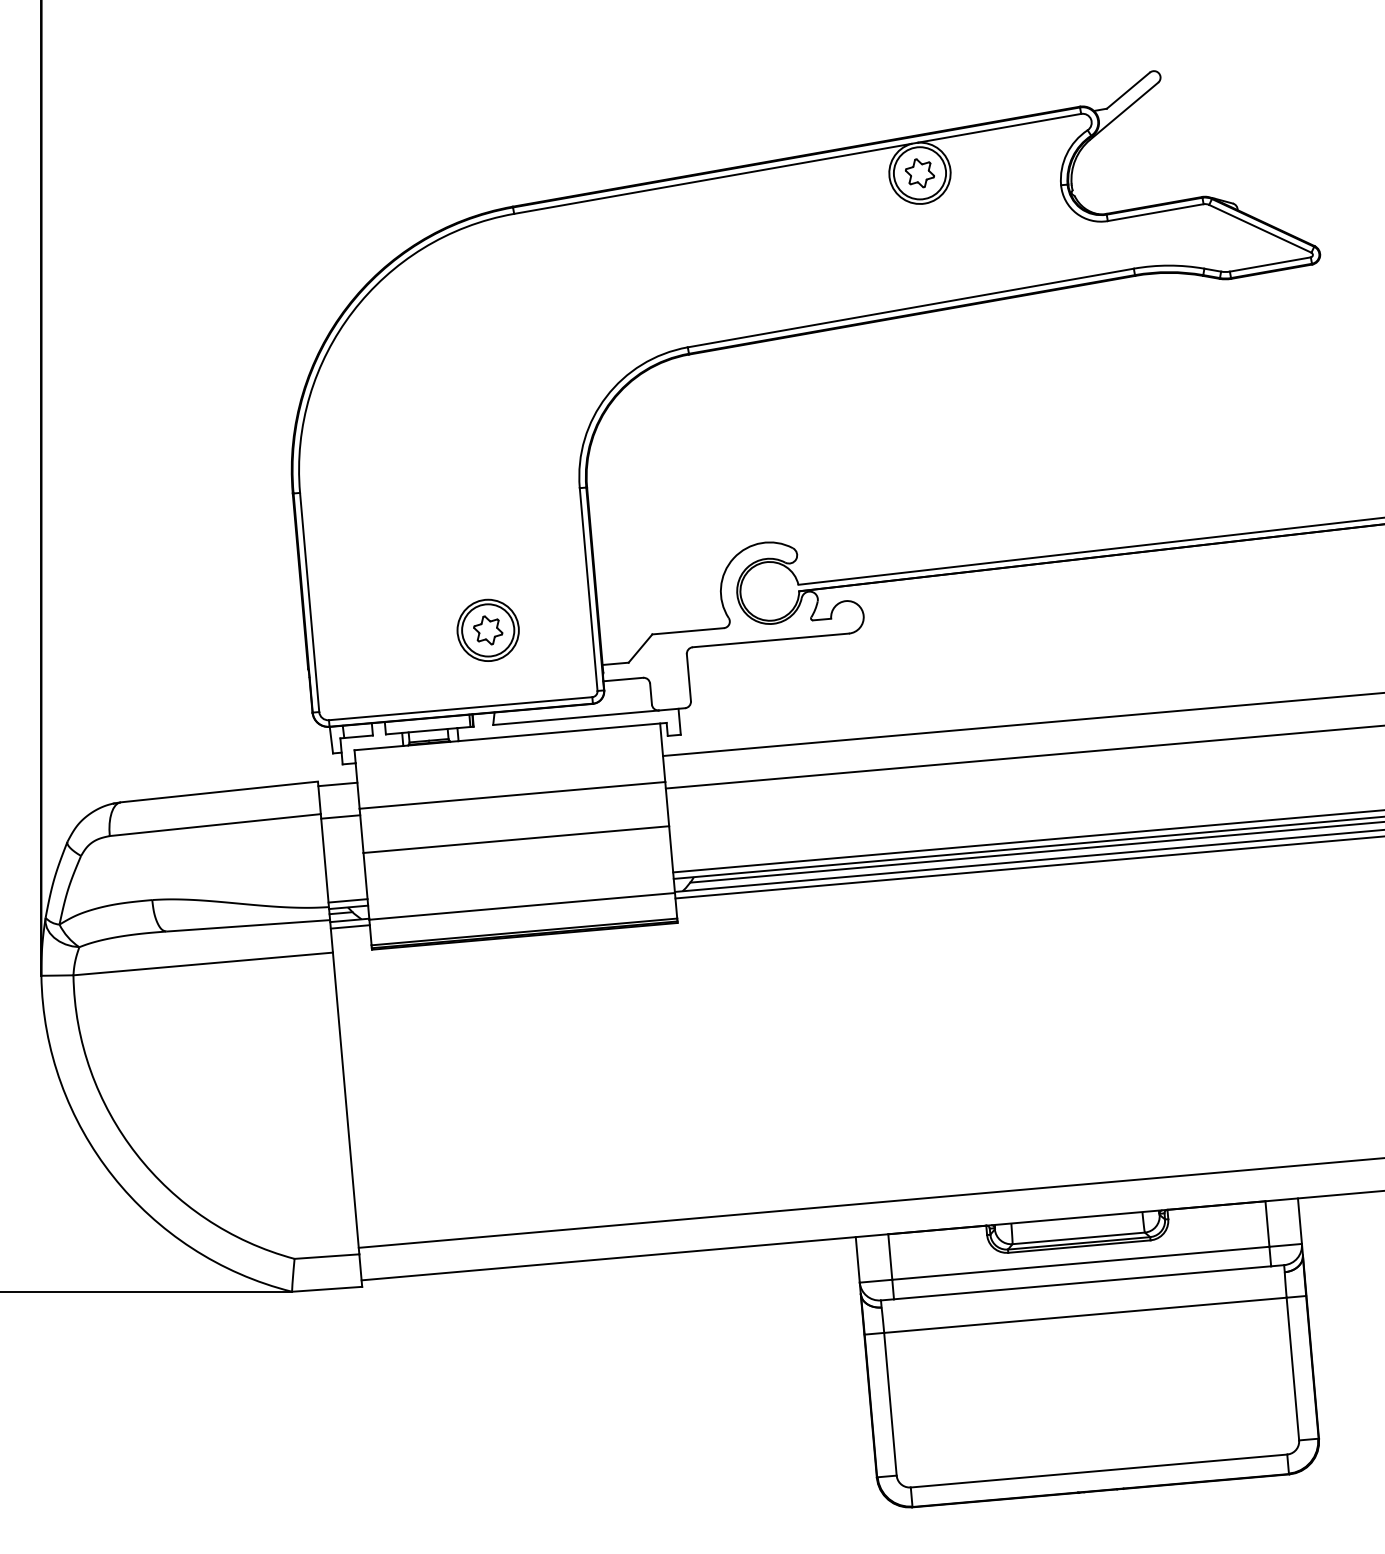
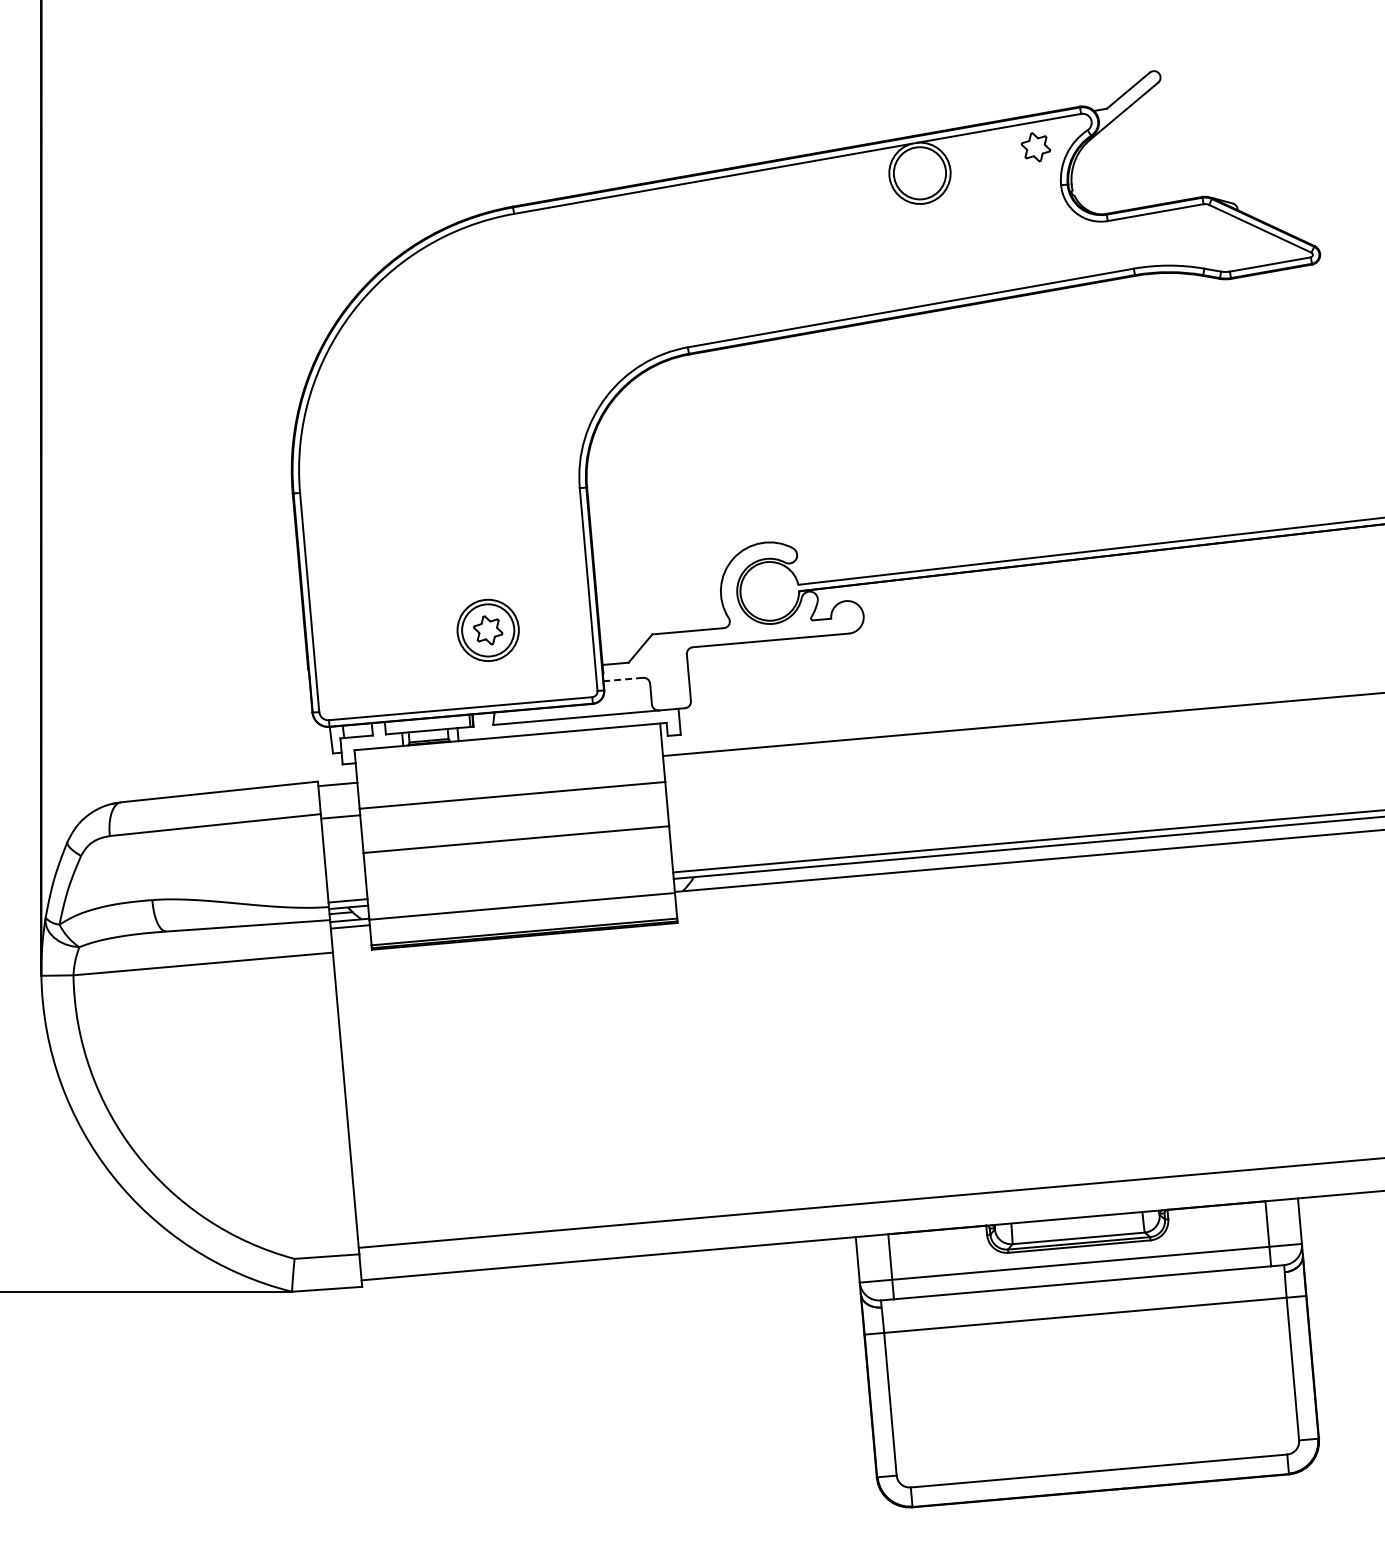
part position: (919, 173) -> (1035, 147) (1035, 147)
line: solid -> dashed (623, 679)
line: present -> none (1023, 756)
line: present -> none (1035, 852)
line: present -> none (1028, 867)
